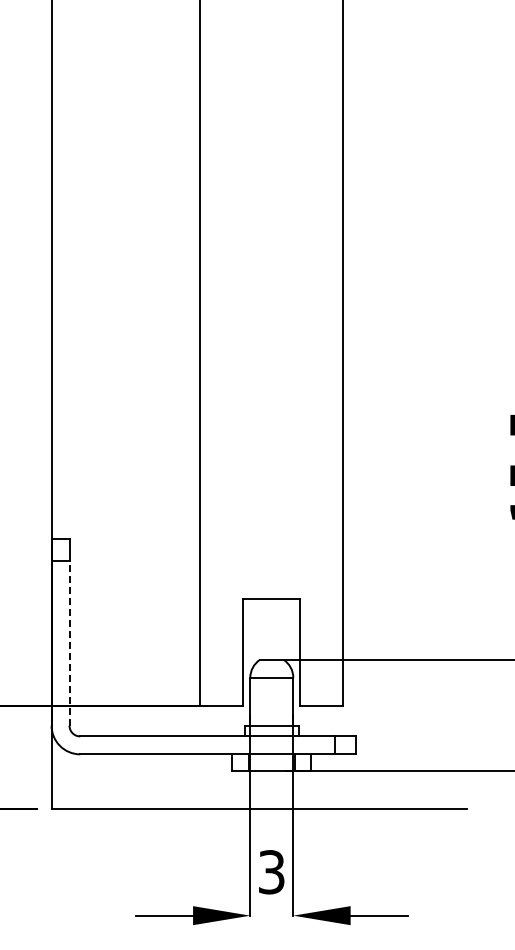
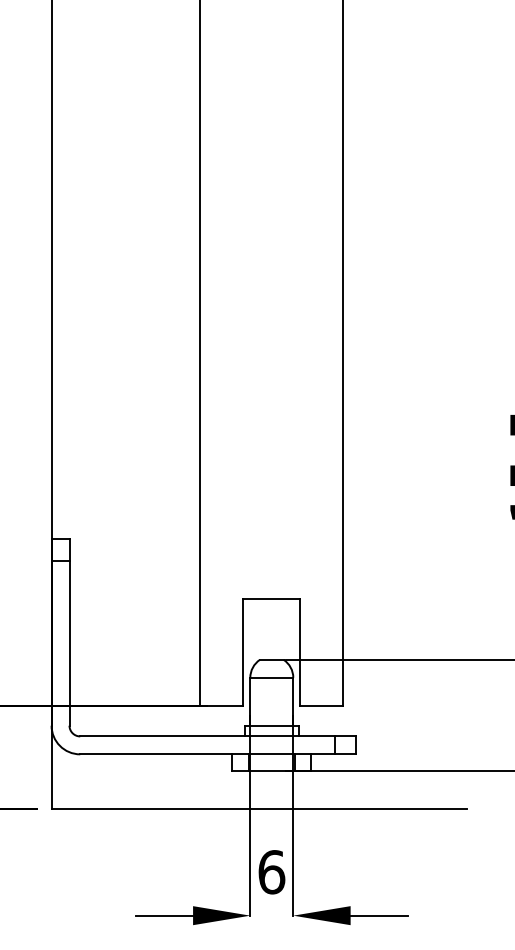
line: dashed -> solid (69, 642)
text: 3 -> 6 (271, 872)
